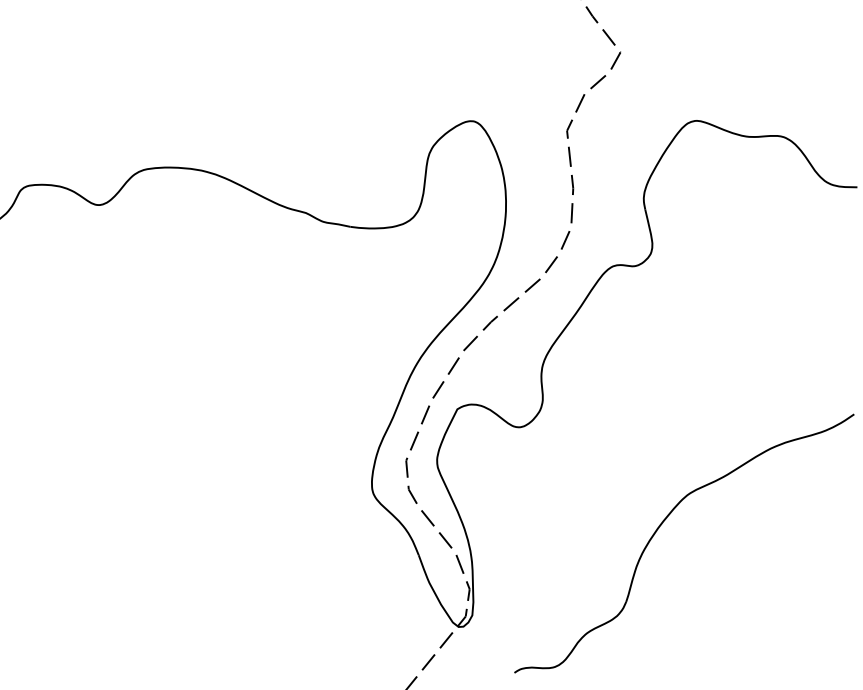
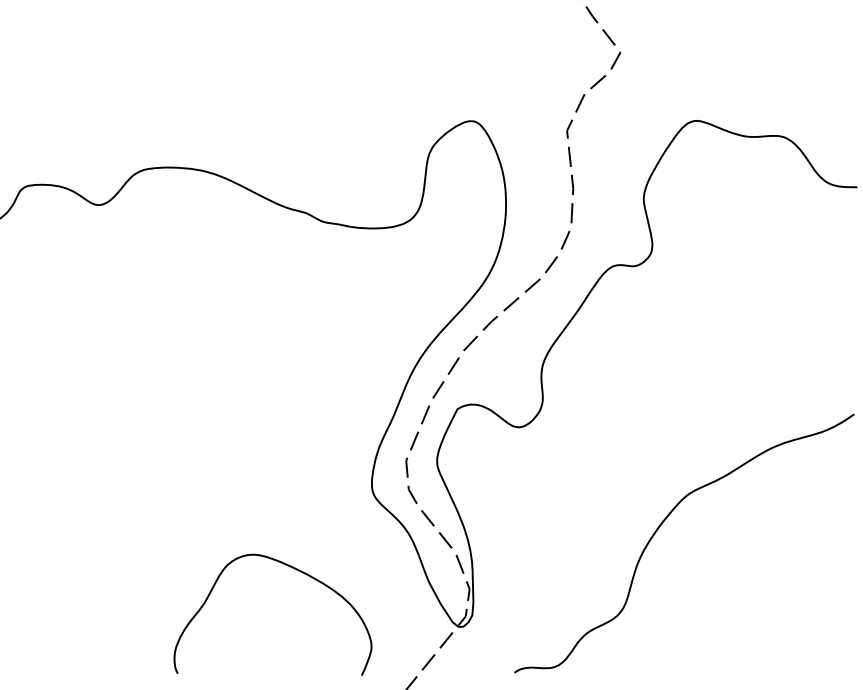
curve: none -> present (294, 569)
